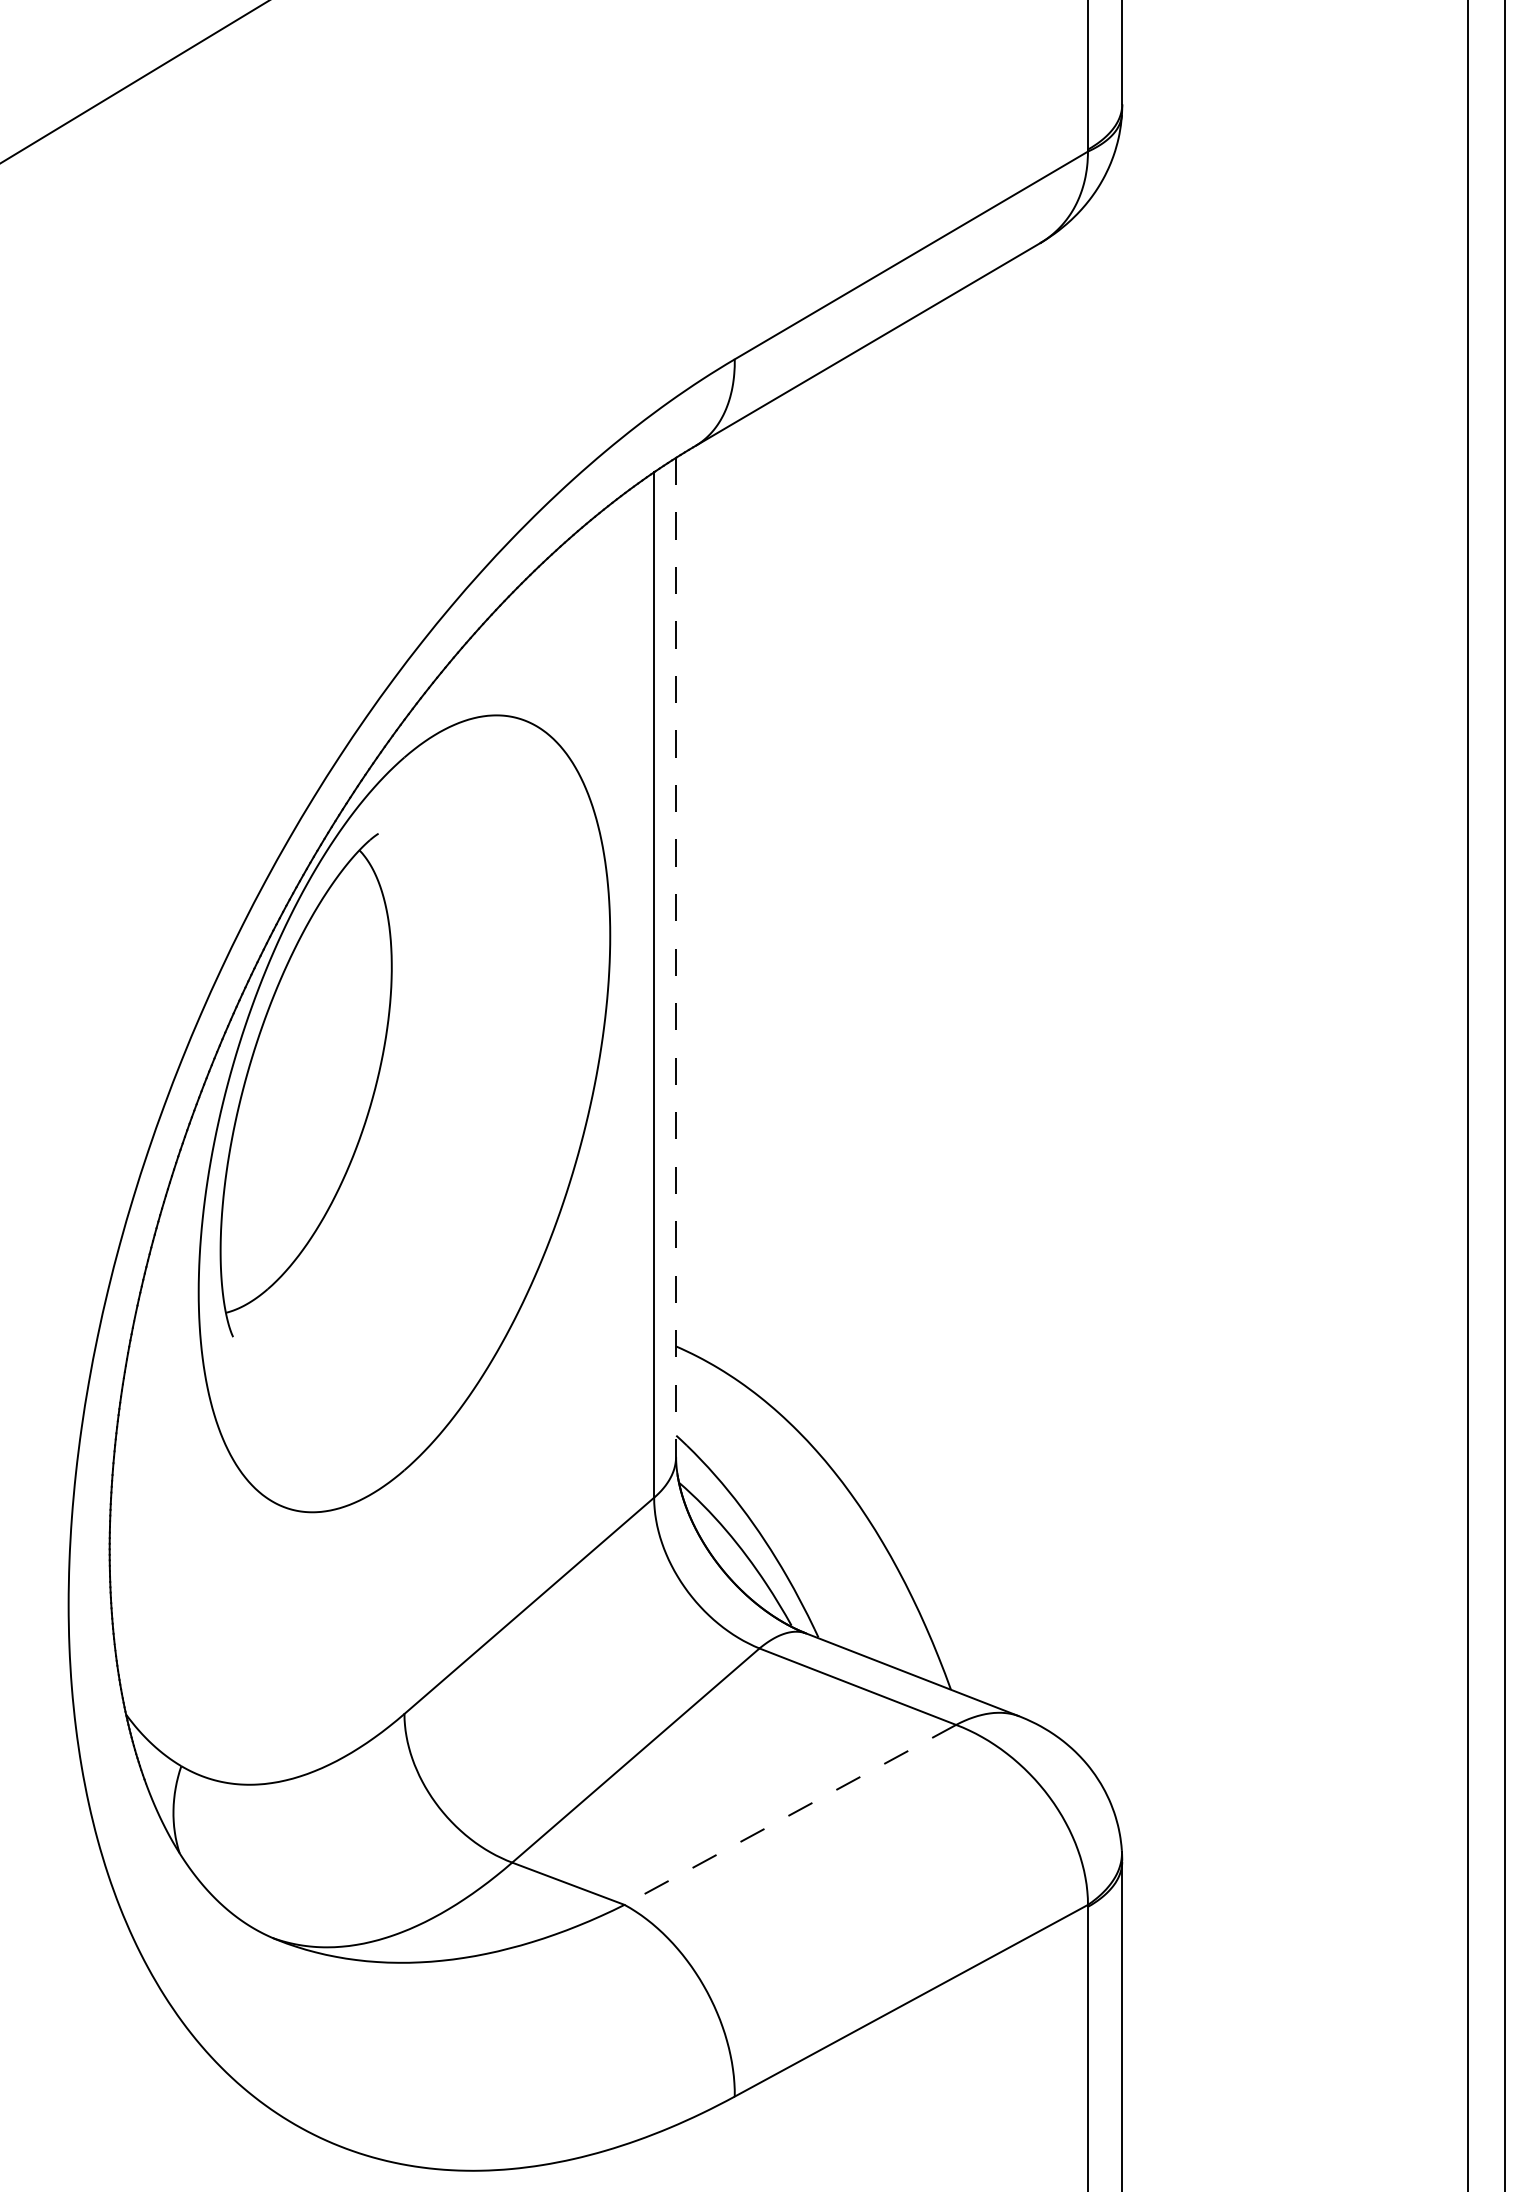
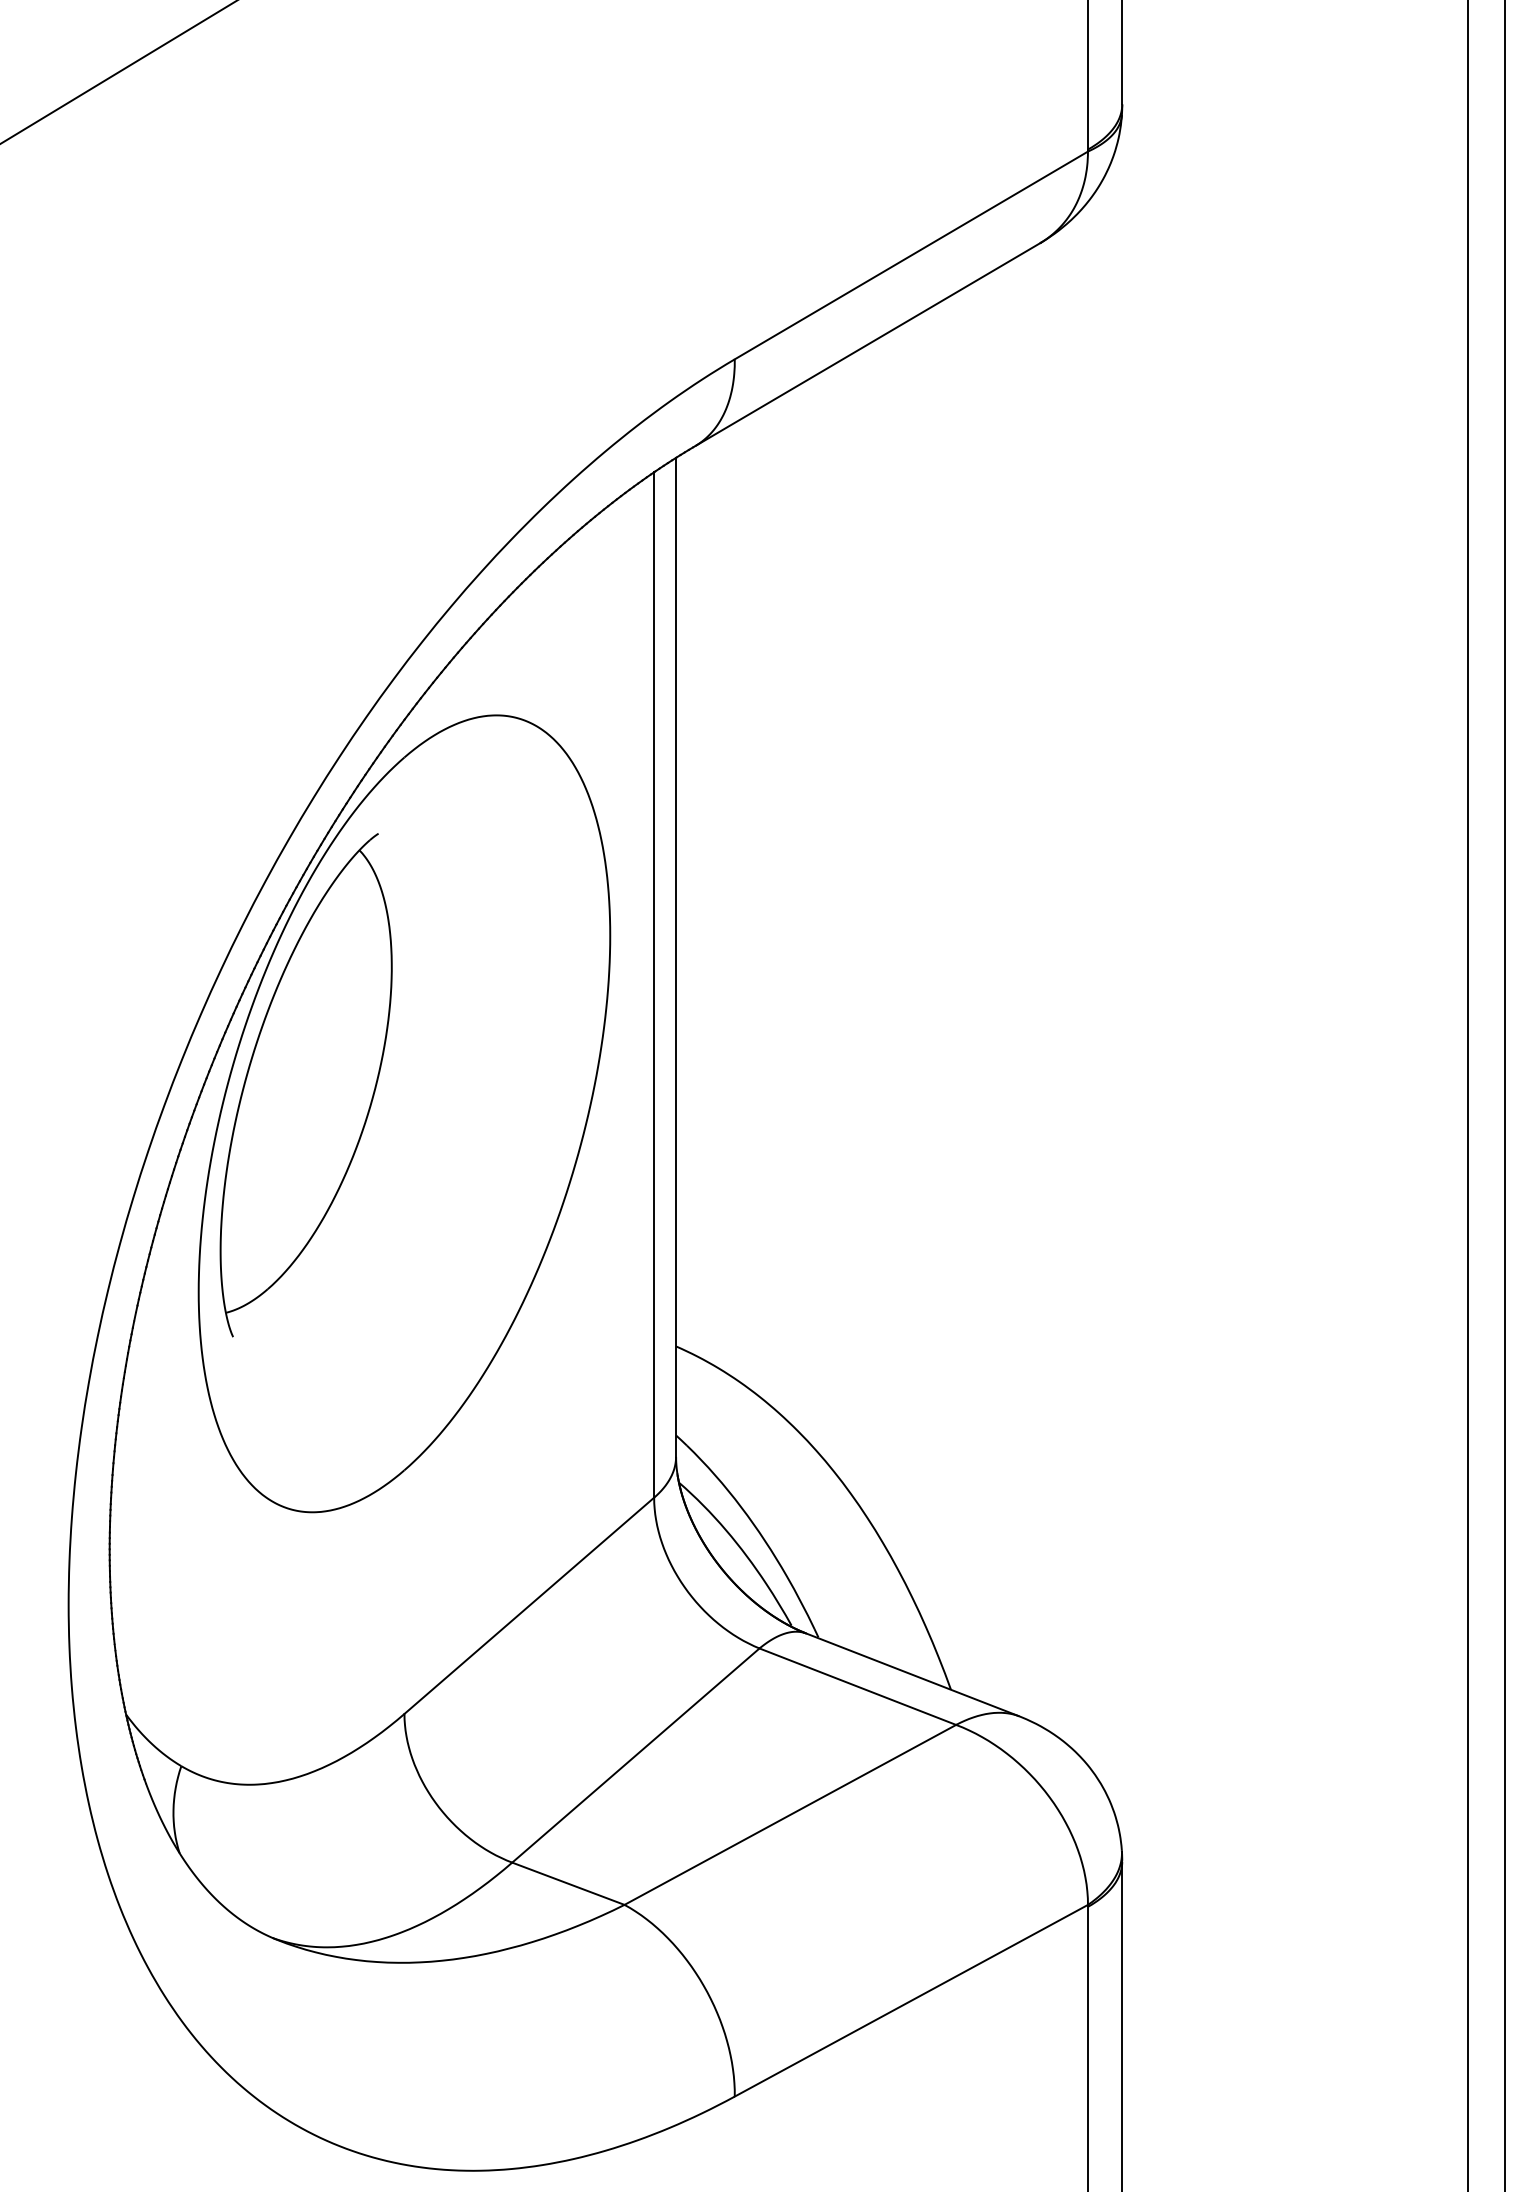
line position: (134, 82) -> (118, 72) (118, 72)
line: dashed -> solid (676, 957)
line: dashed -> solid (790, 1814)
